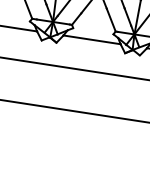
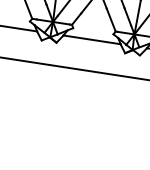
line: present -> none (74, 111)
